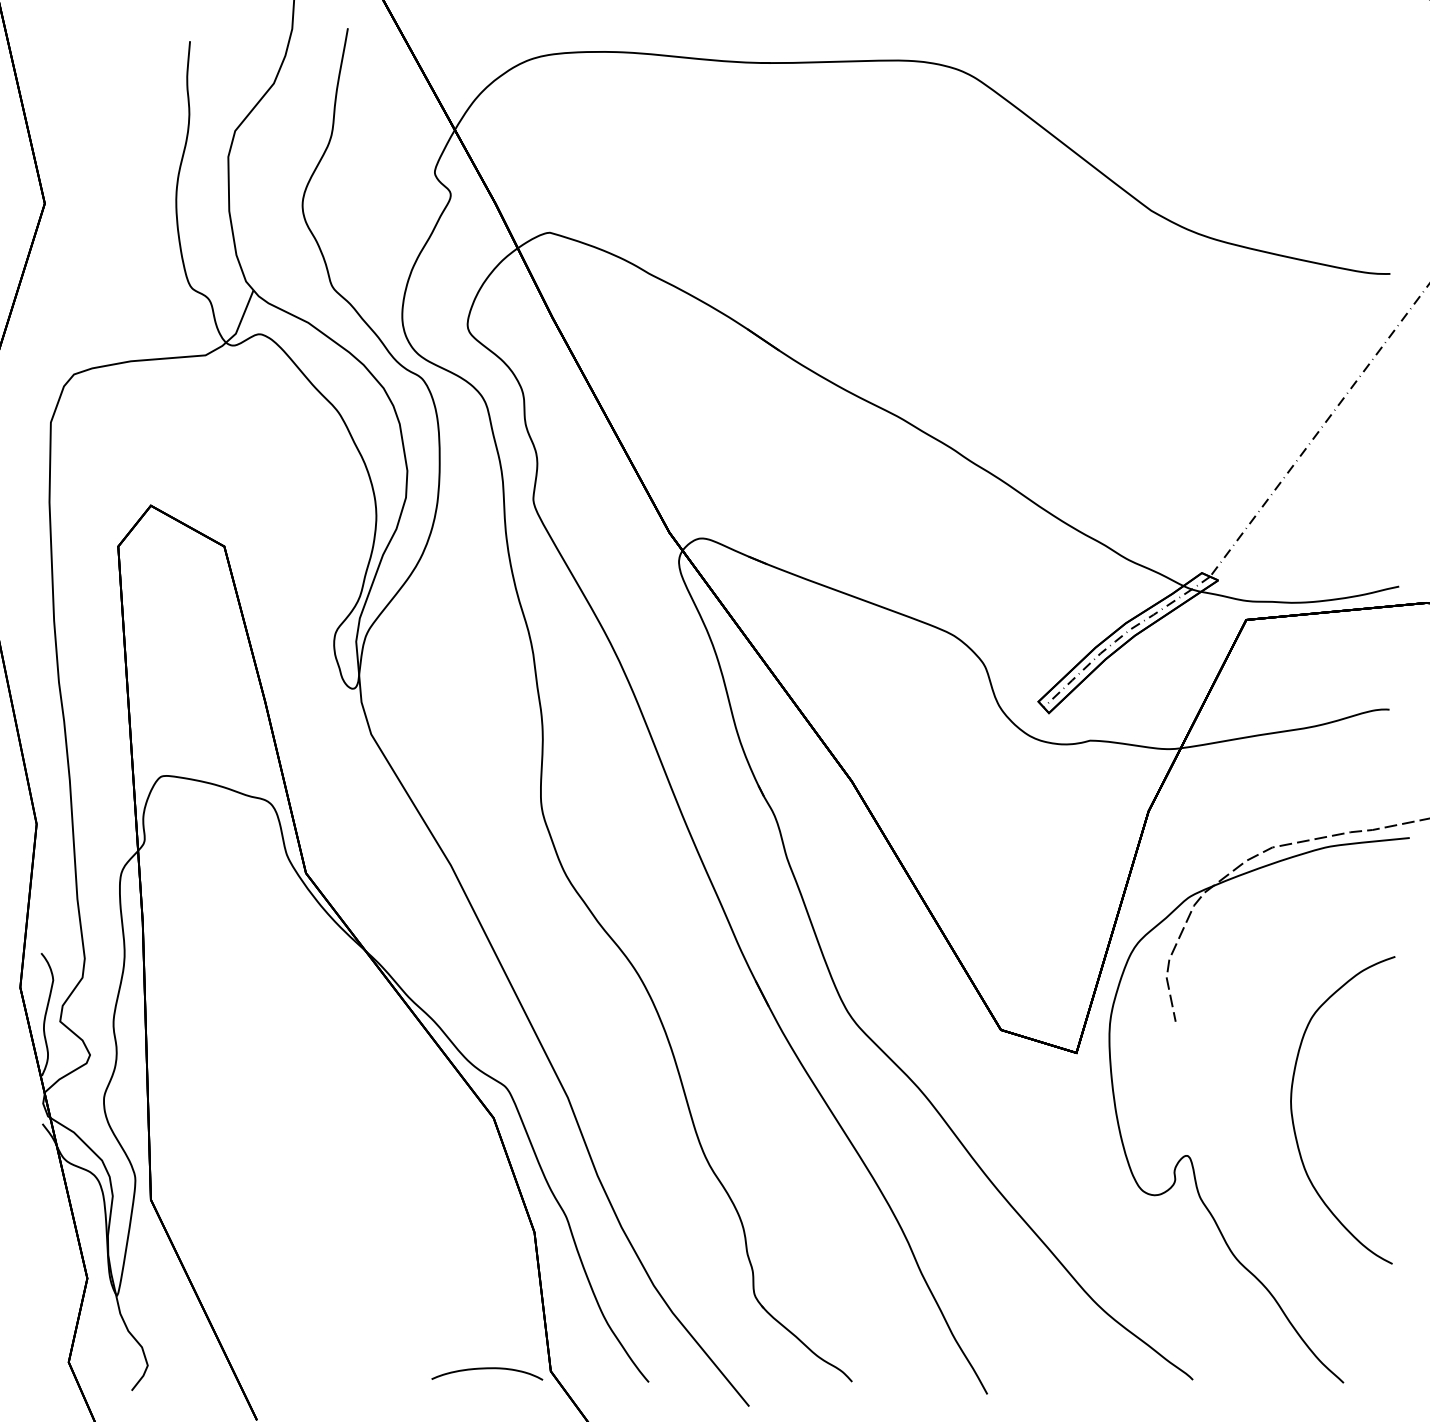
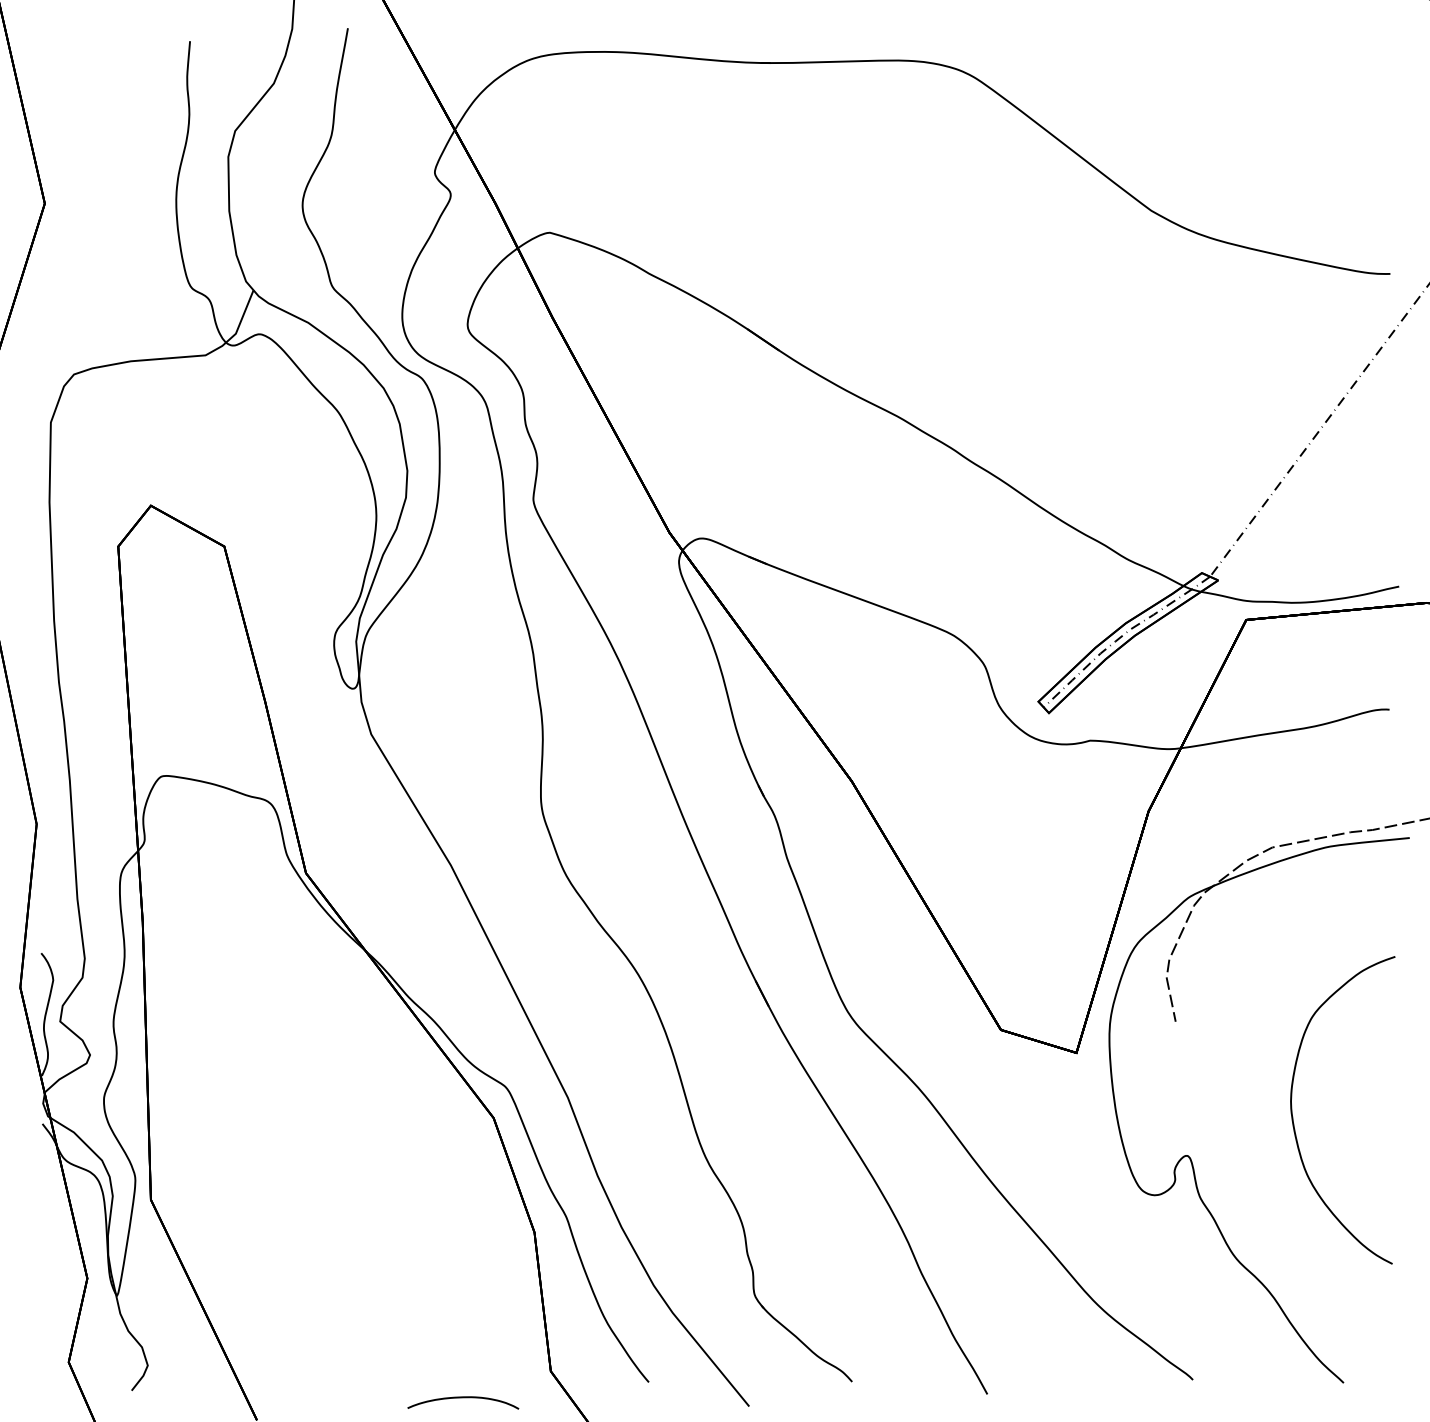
curve position: (487, 1369) -> (463, 1398) (463, 1398)
